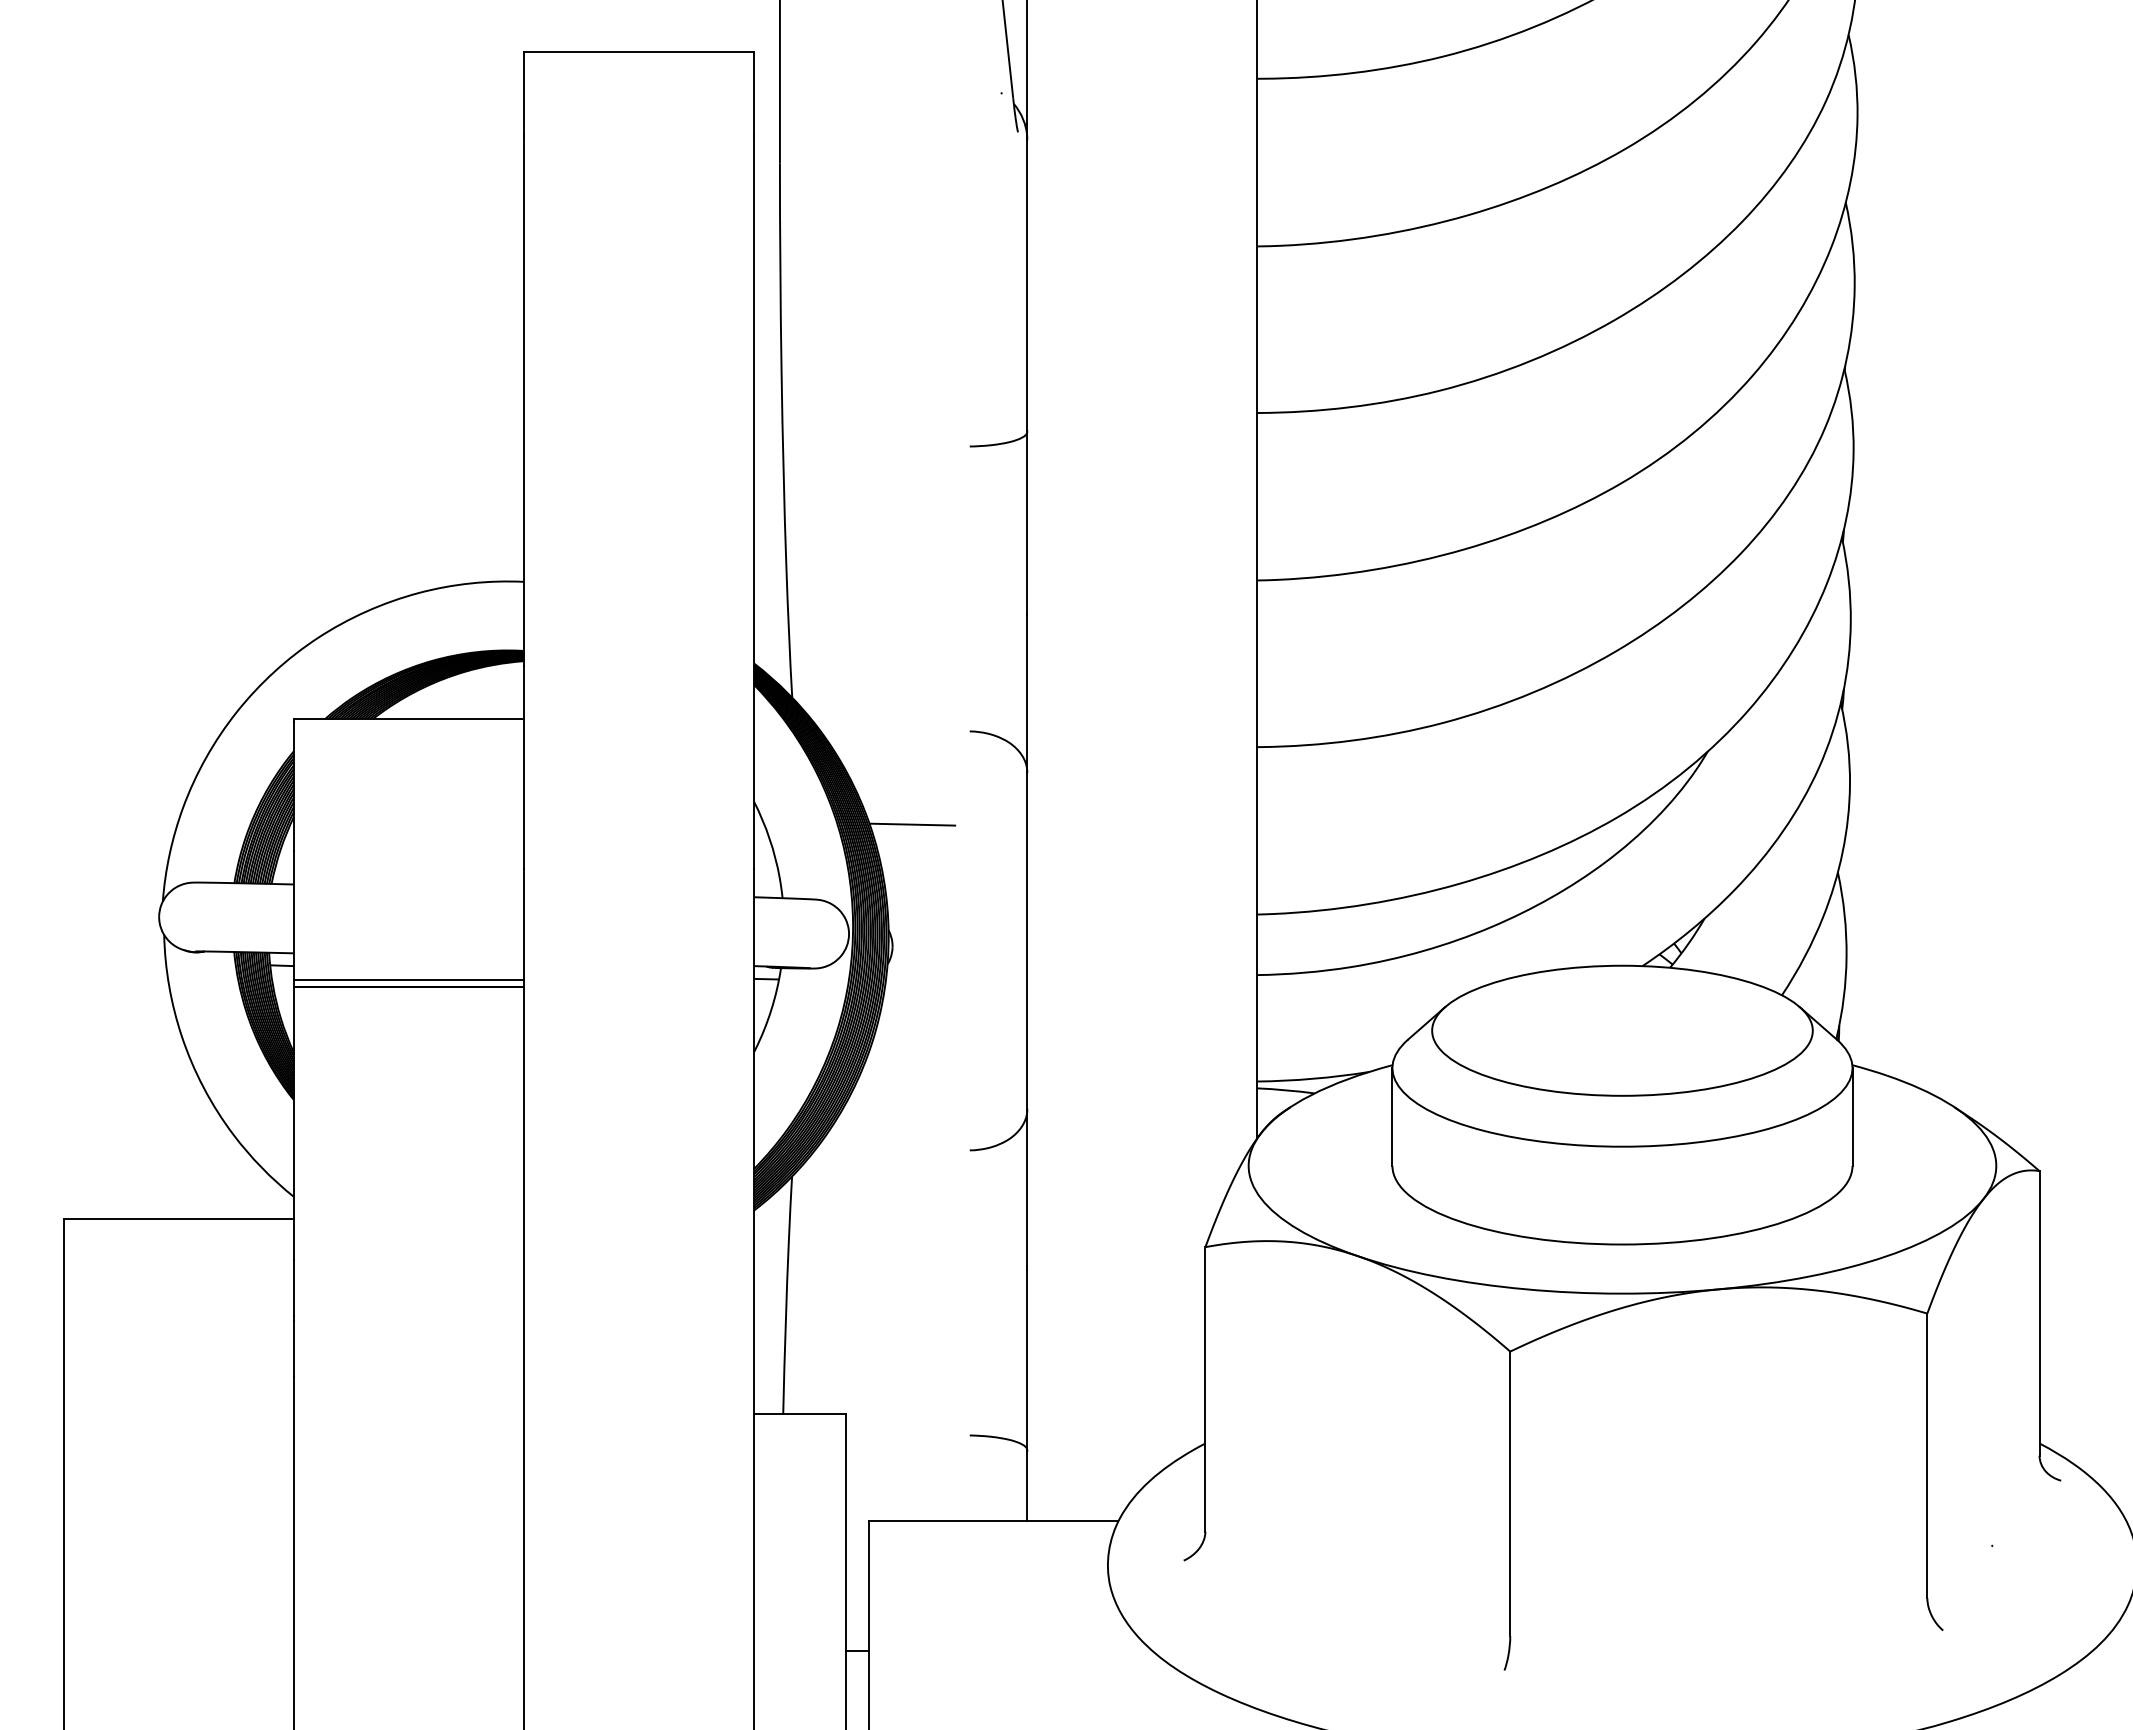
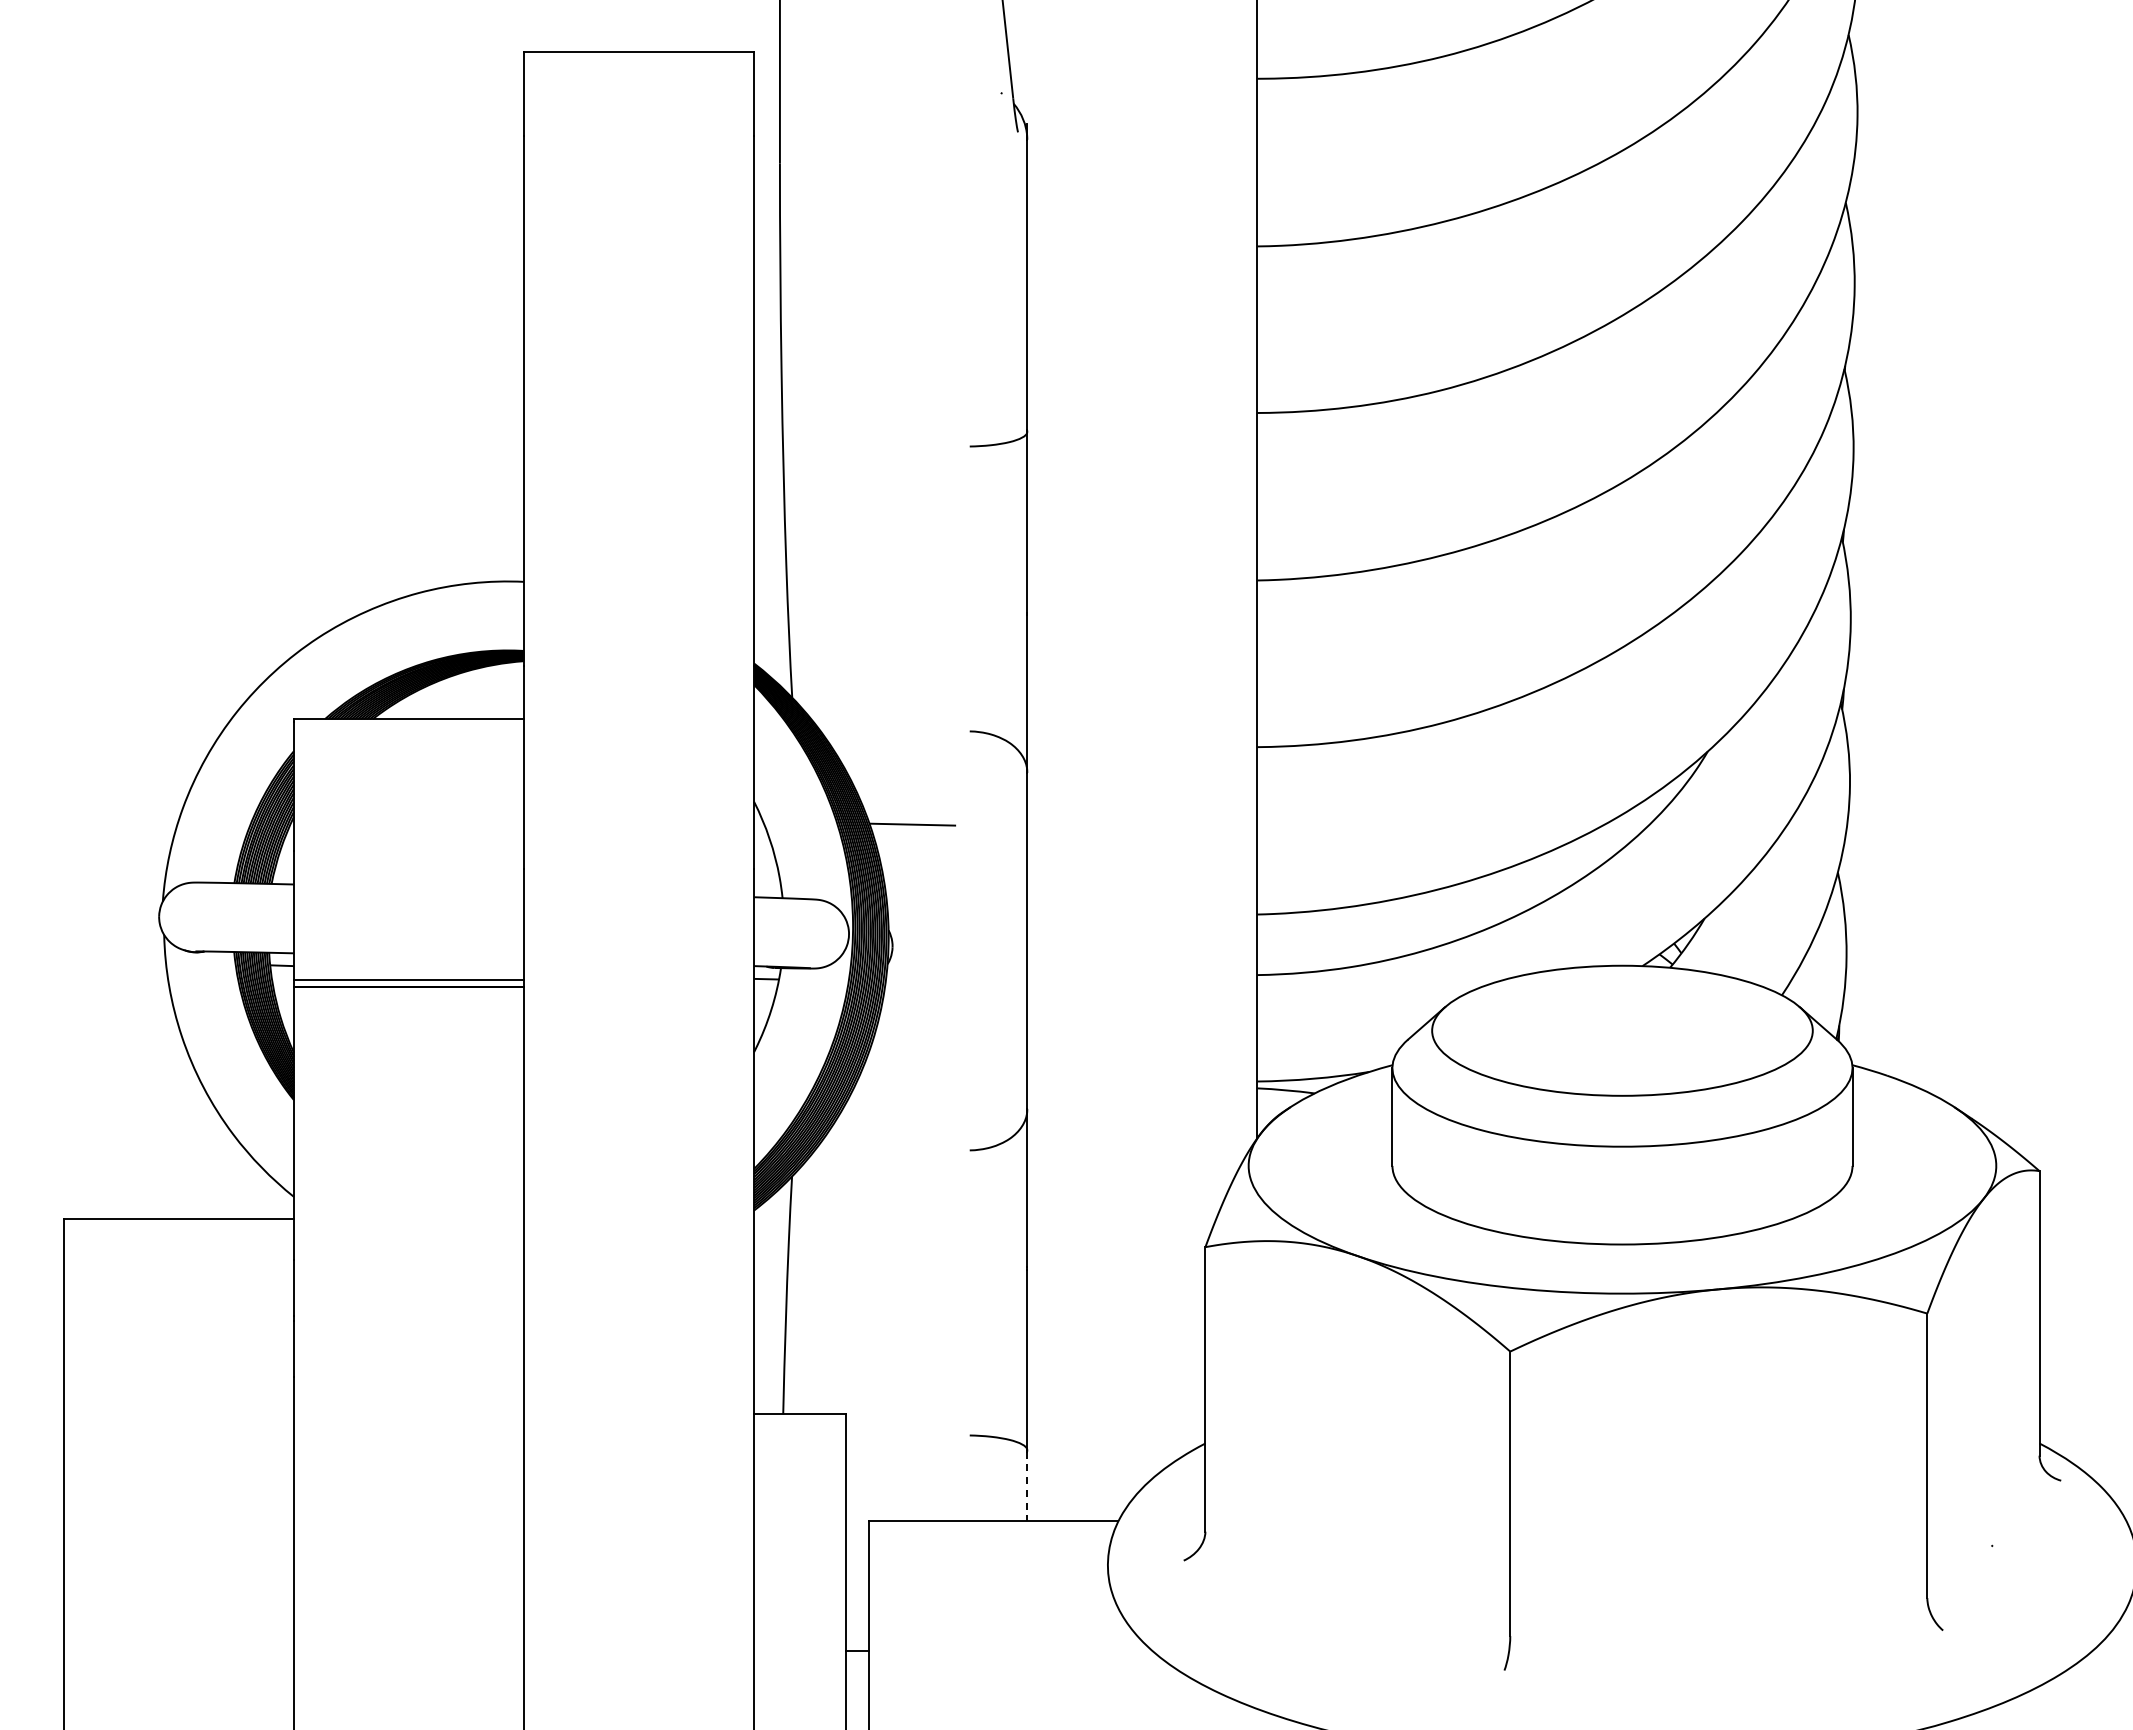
line: present -> none (1027, 62)
line: solid -> dashed (1027, 1486)
